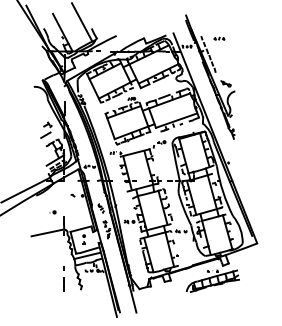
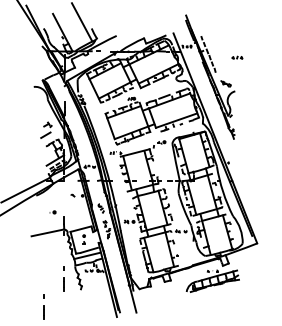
part position: (219, 38) -> (237, 57) (237, 57)
line: none -> present (43, 306)
